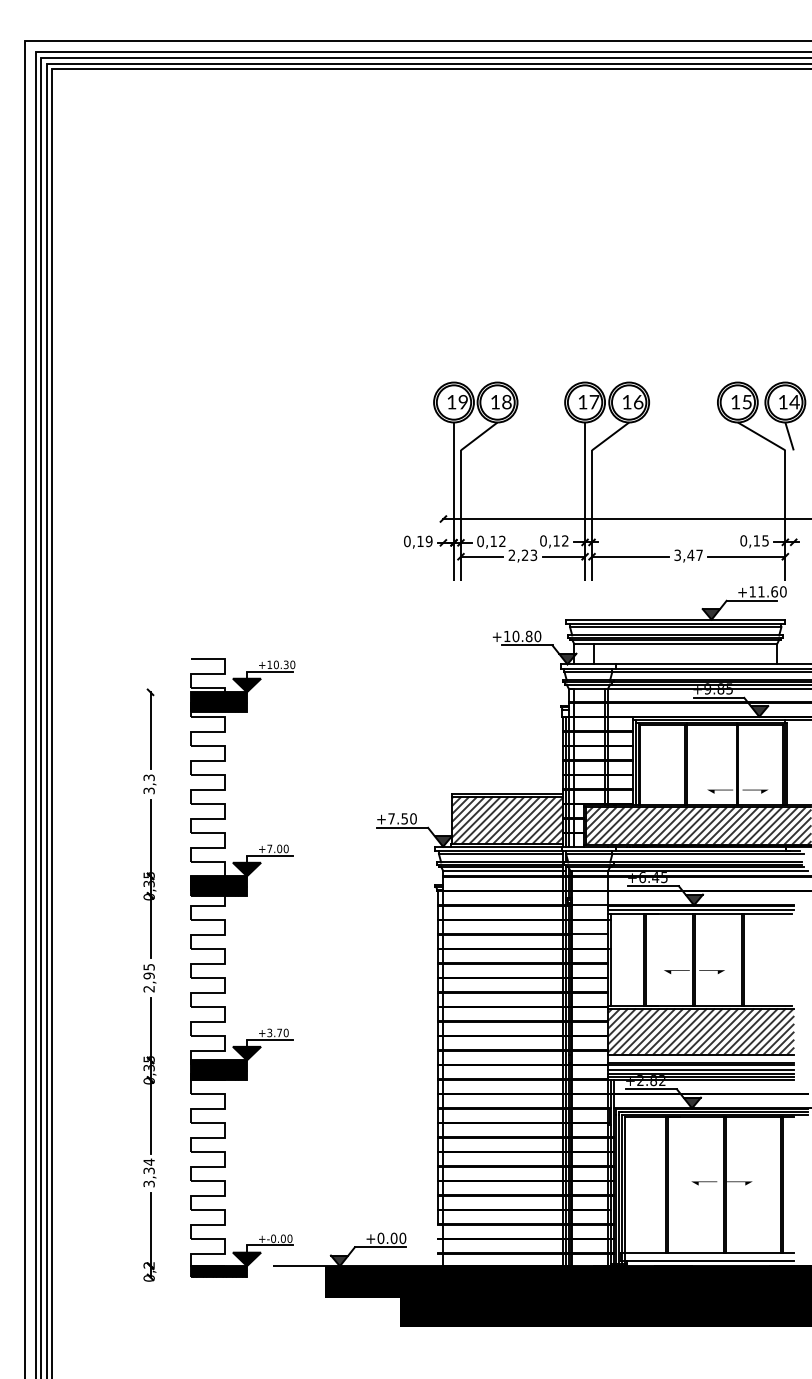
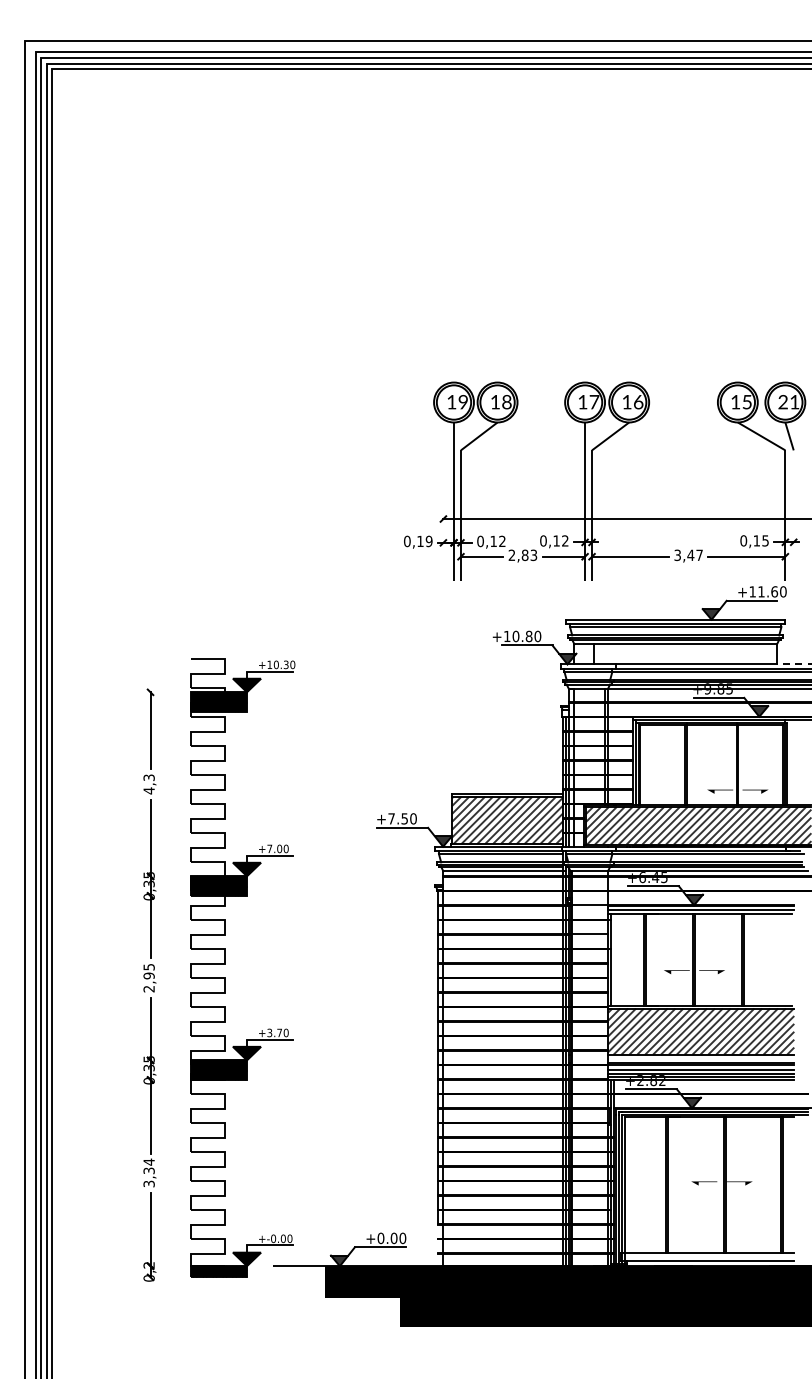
text: 14 -> 21 (788, 402)
text: 2,23 -> 2,83 (524, 555)
line: solid -> dashed (793, 664)
text: 3,3 -> 4,3 (148, 790)
